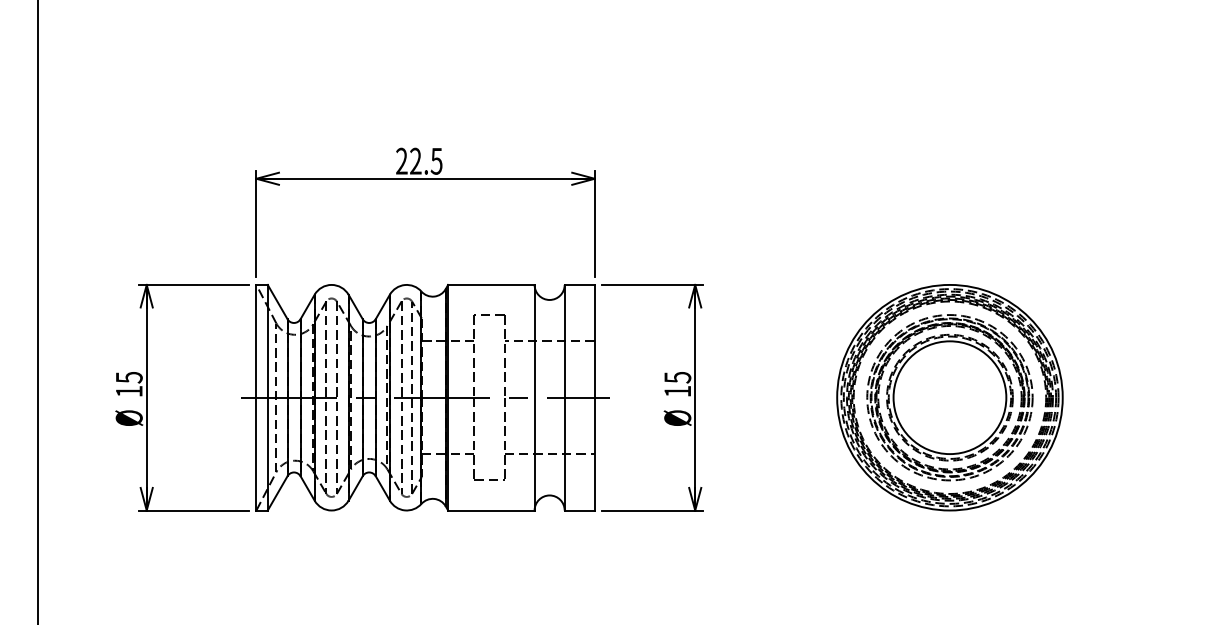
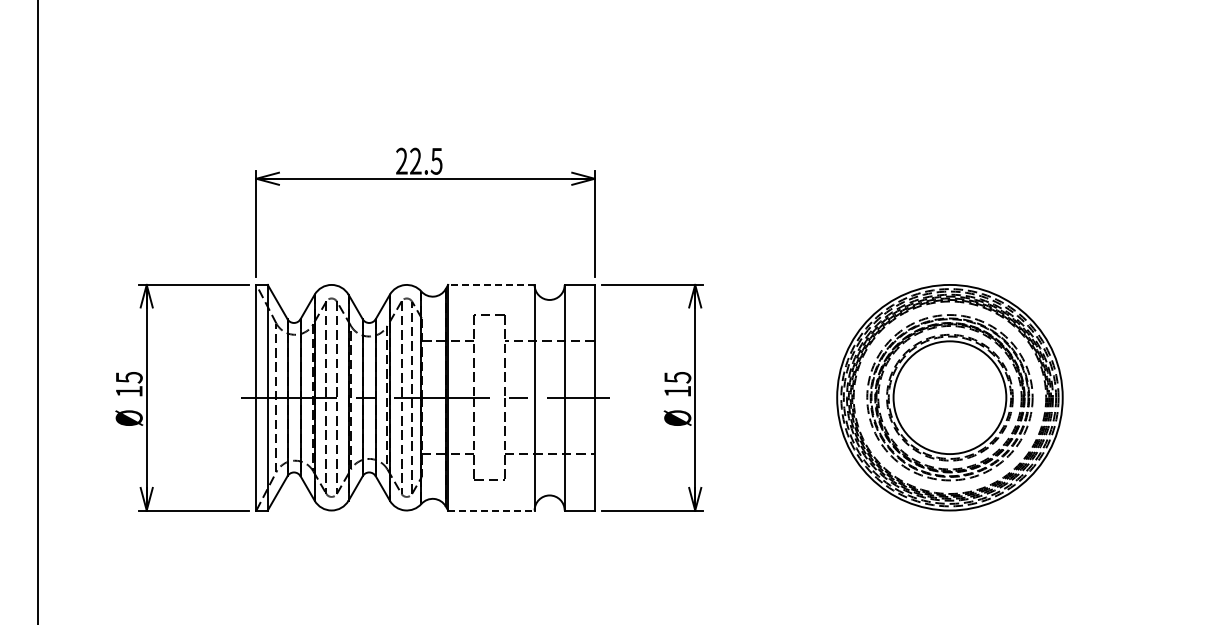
line: solid -> dashed (490, 284)
line: solid -> dashed (491, 510)
